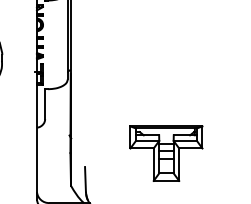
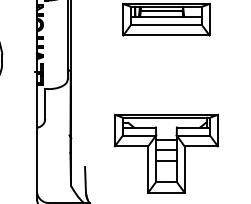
part: none -> present (166, 19)
part size: 75x57 px -> 105x81 px (166, 153)
